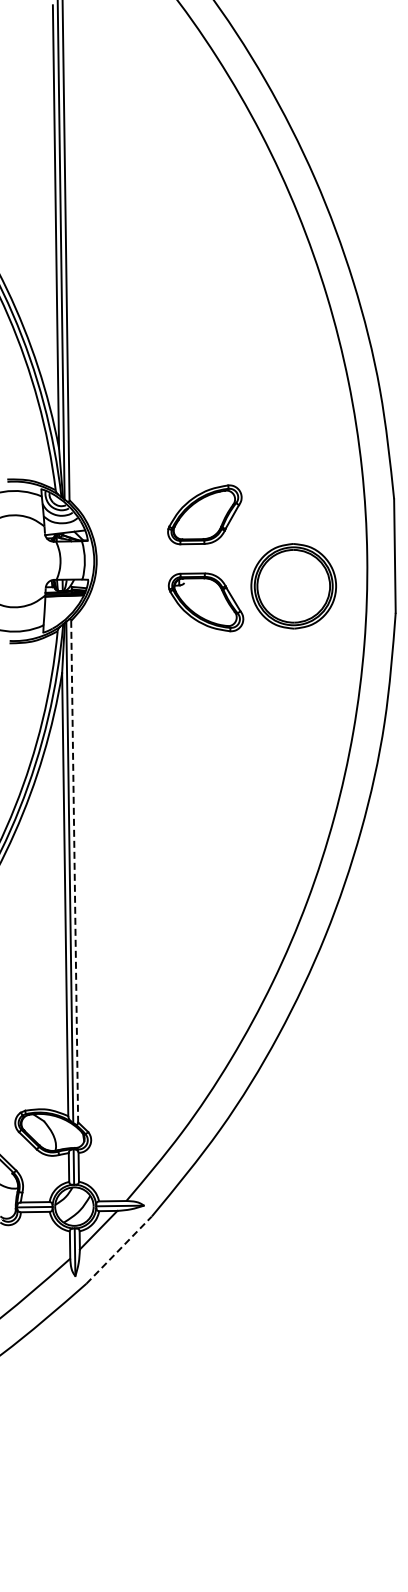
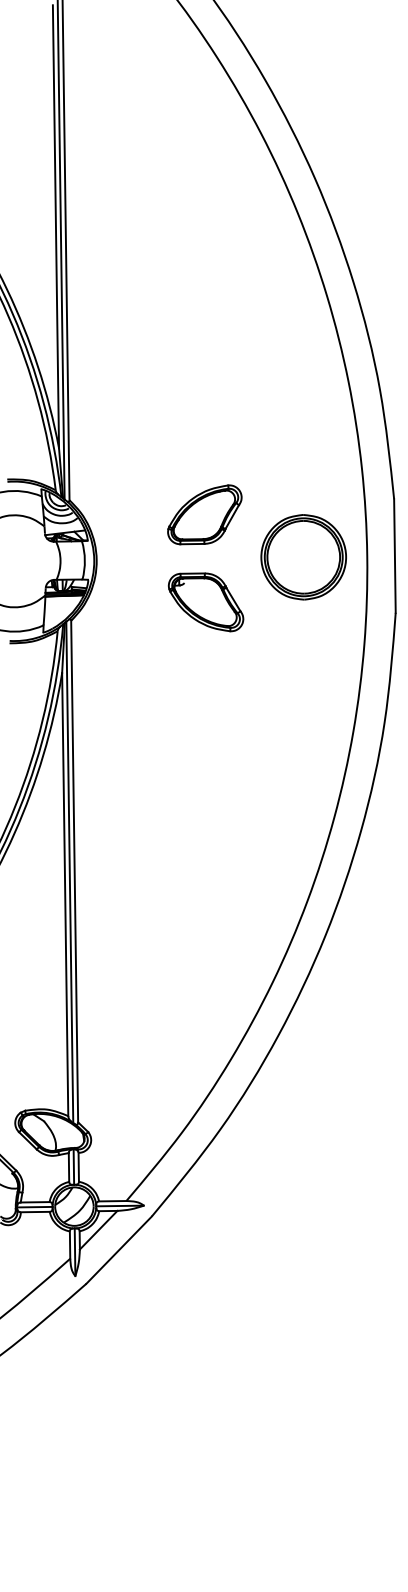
part position: (293, 586) -> (303, 557) (303, 557)
line: dashed -> solid (74, 871)
line: dashed -> solid (119, 1250)
